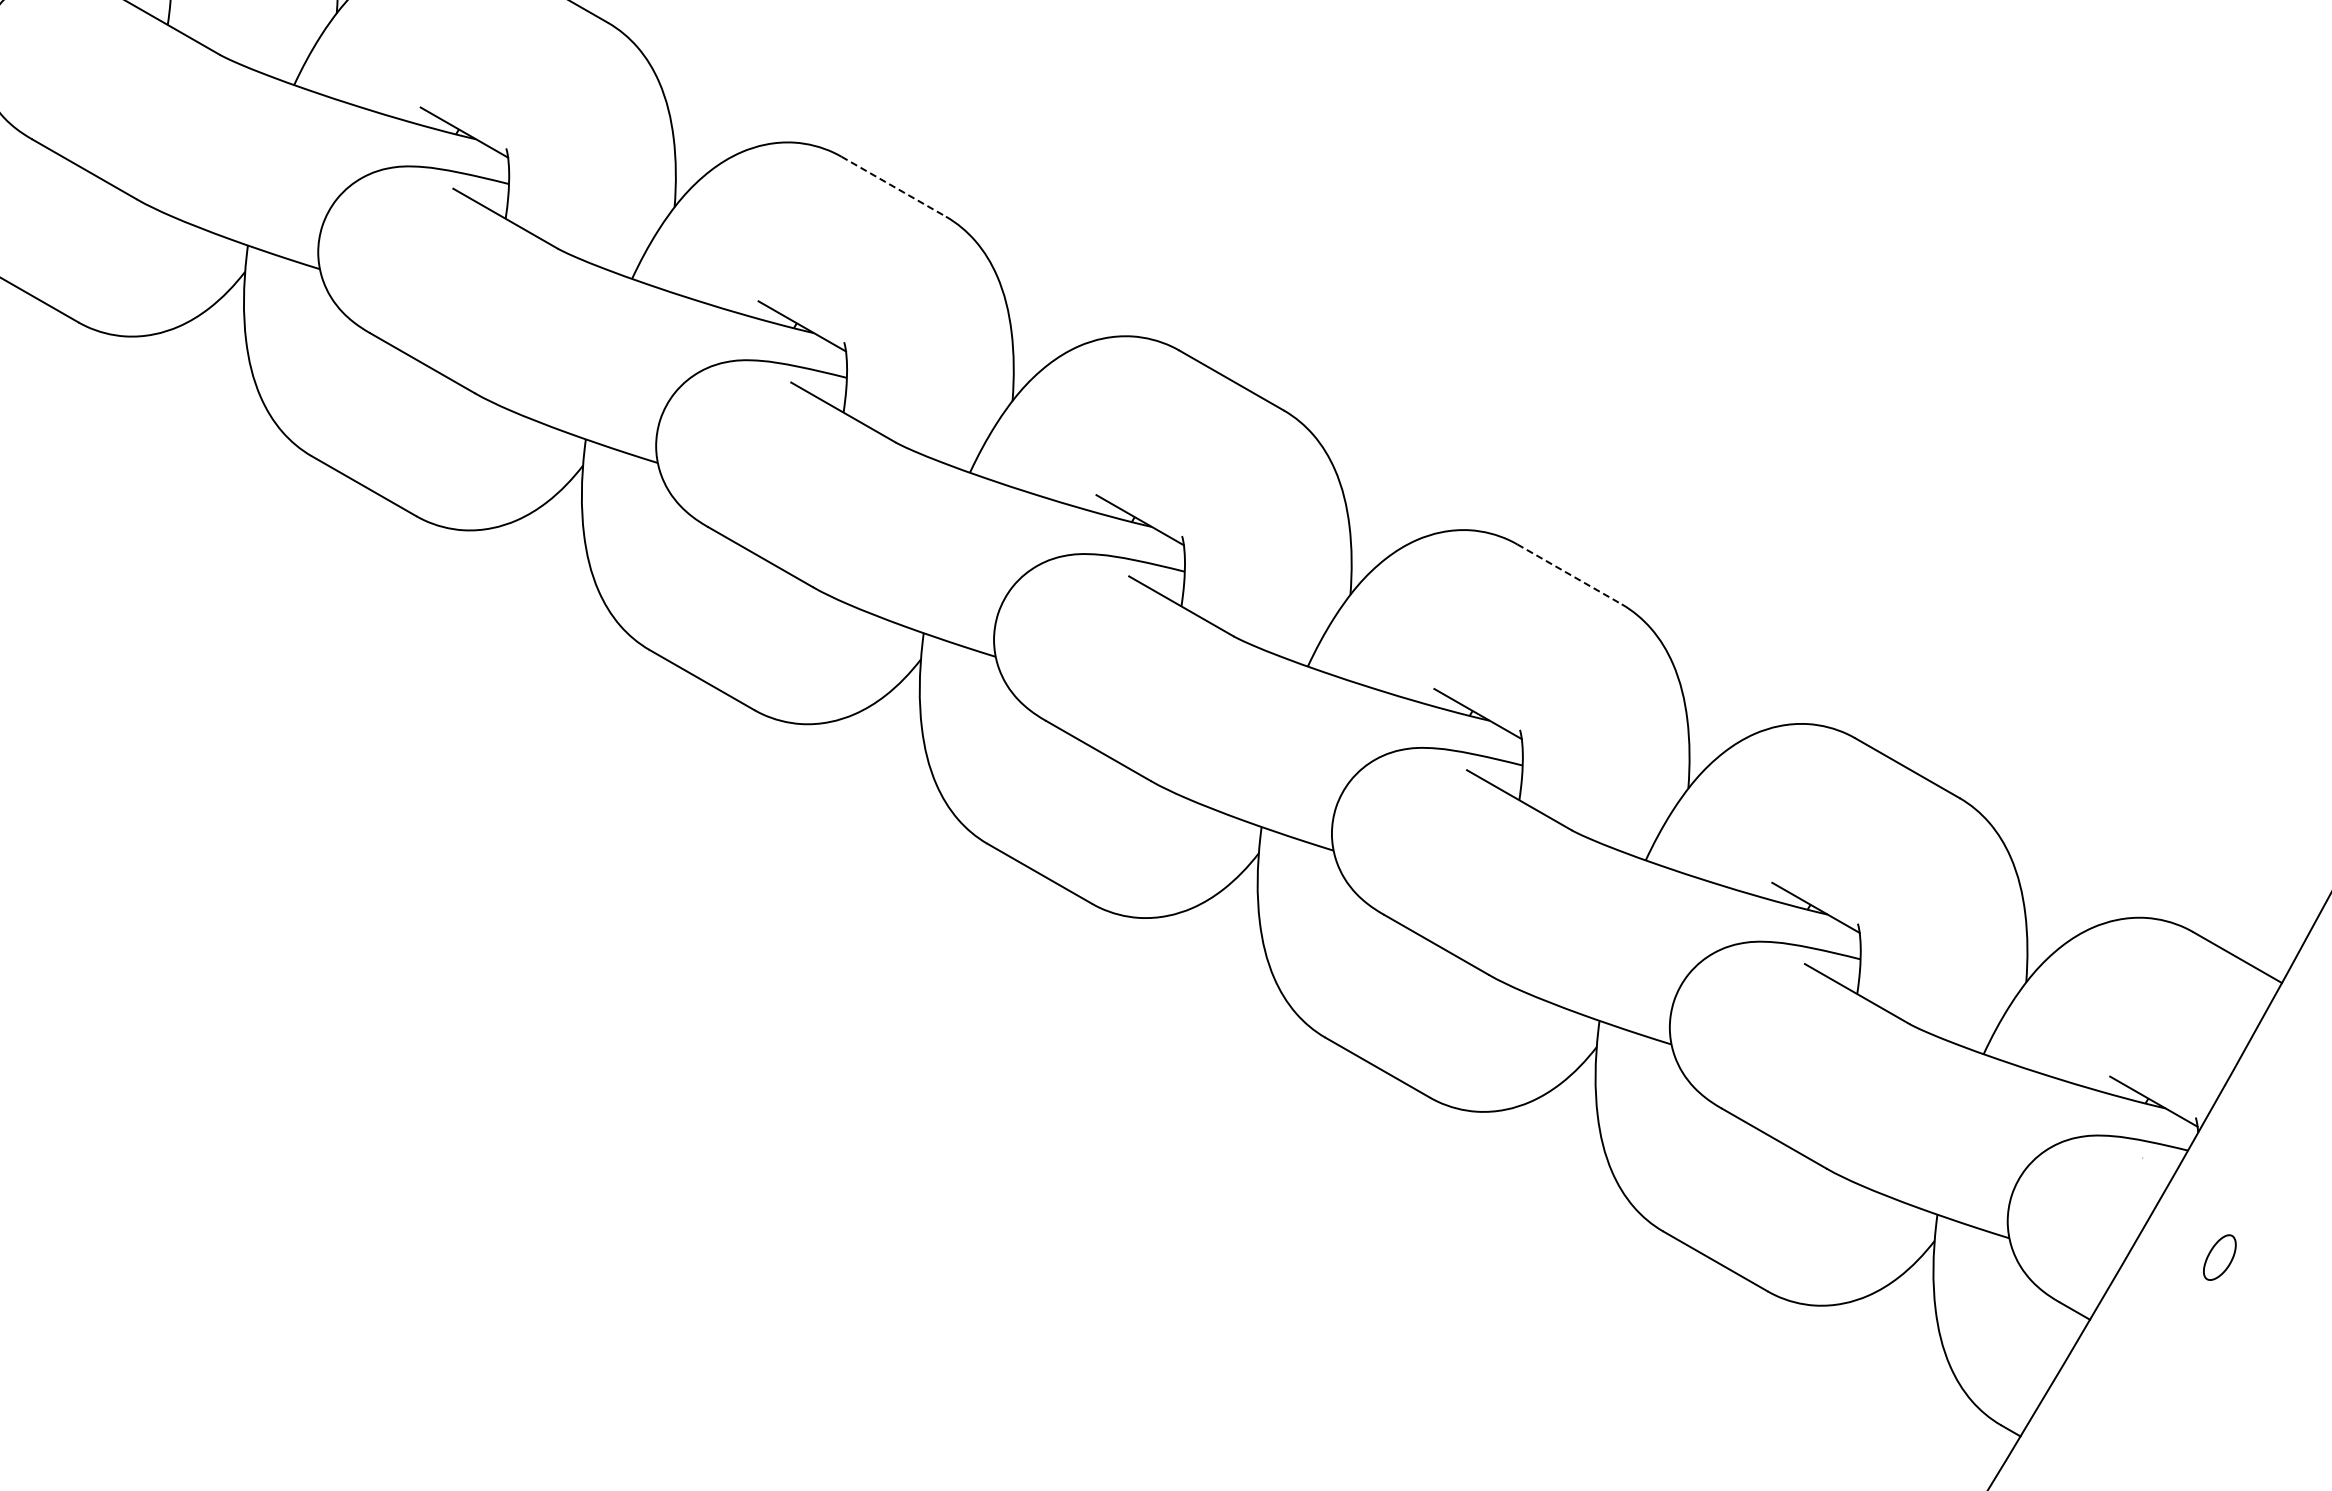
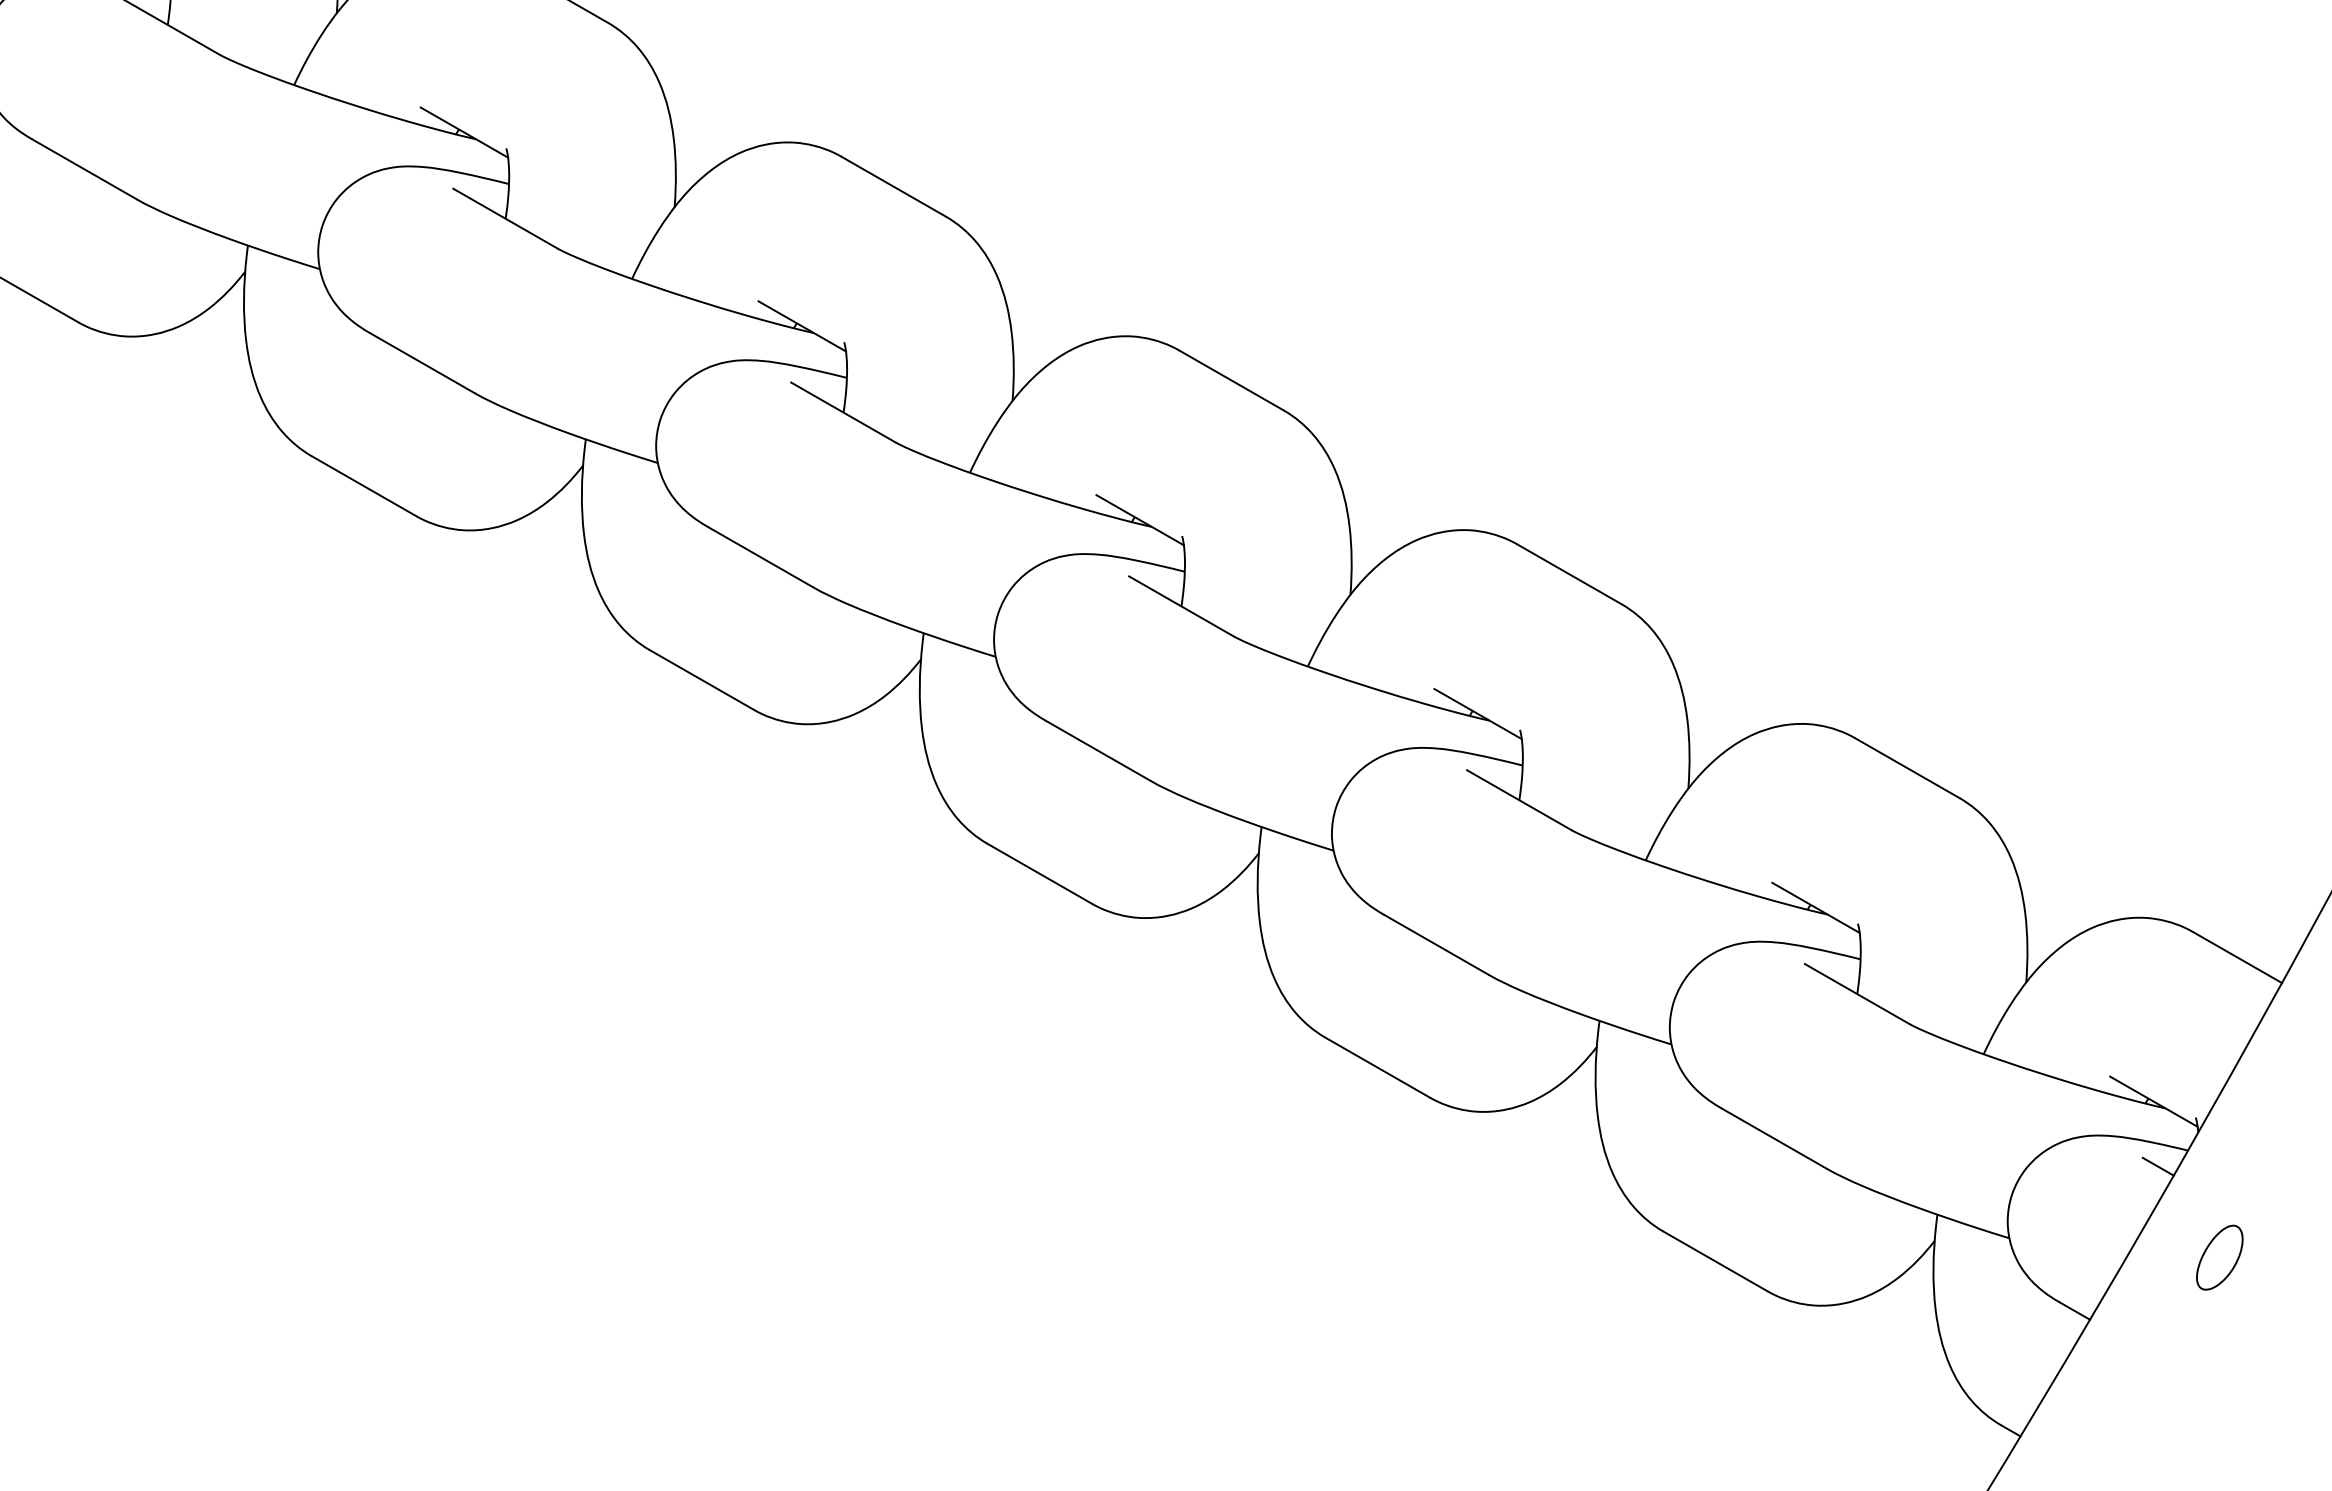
line: dashed -> solid (894, 186)
line: dashed -> solid (1569, 574)
line: none -> present (2157, 1166)
part size: 34x47 px -> 48x67 px (2219, 1257)
